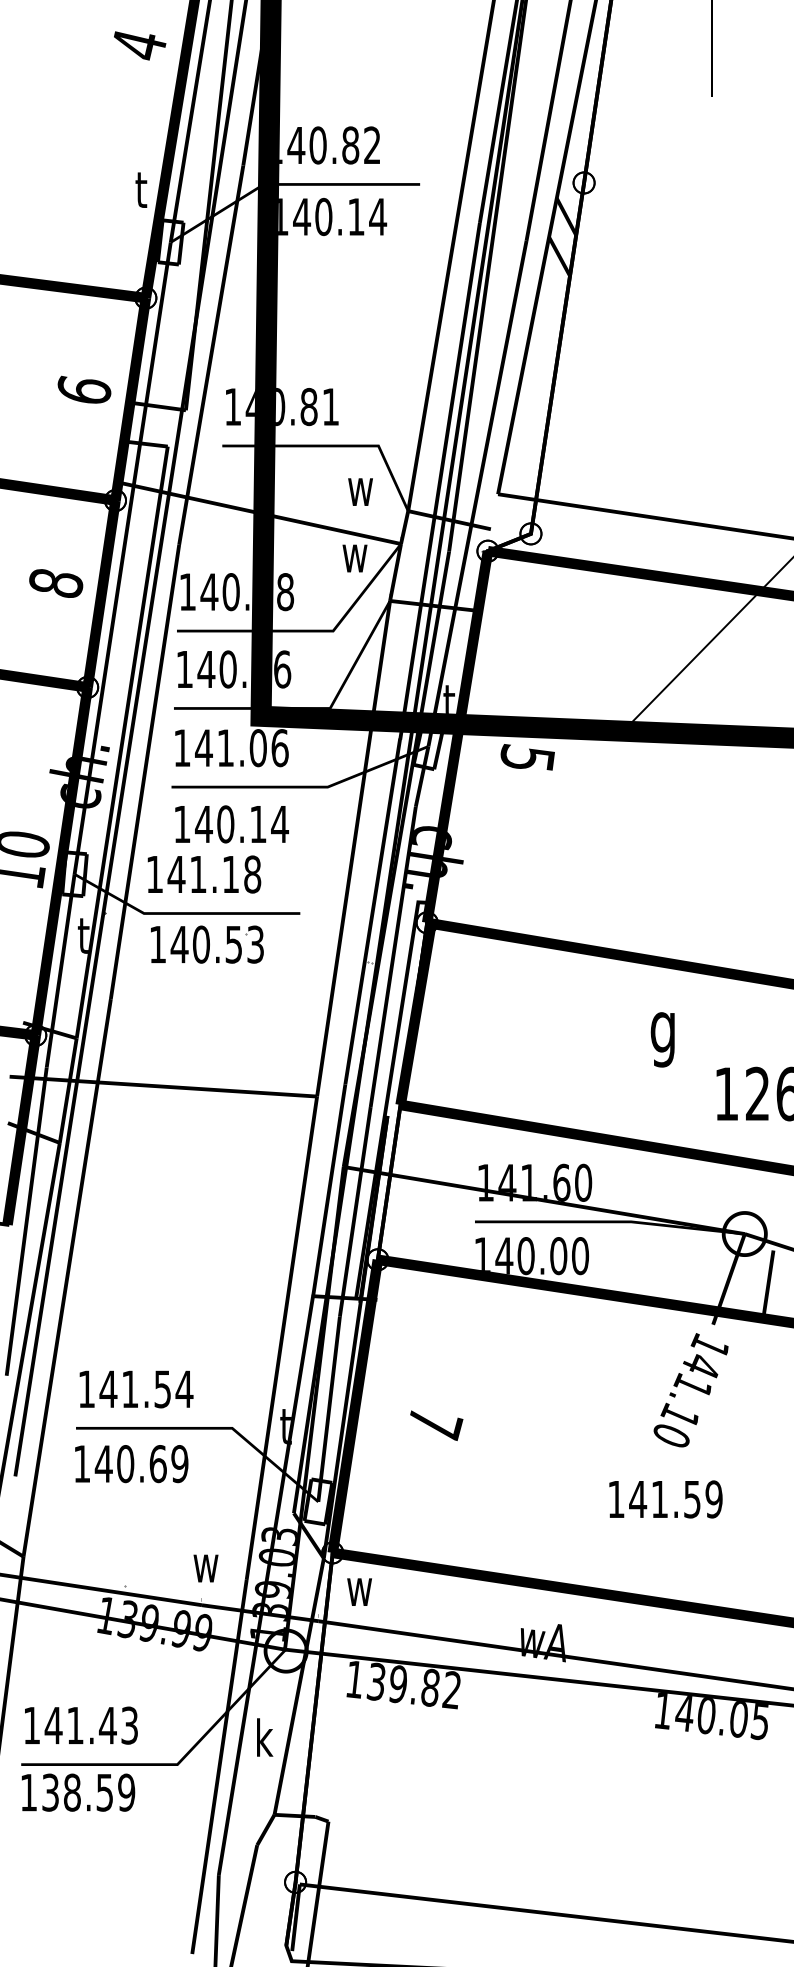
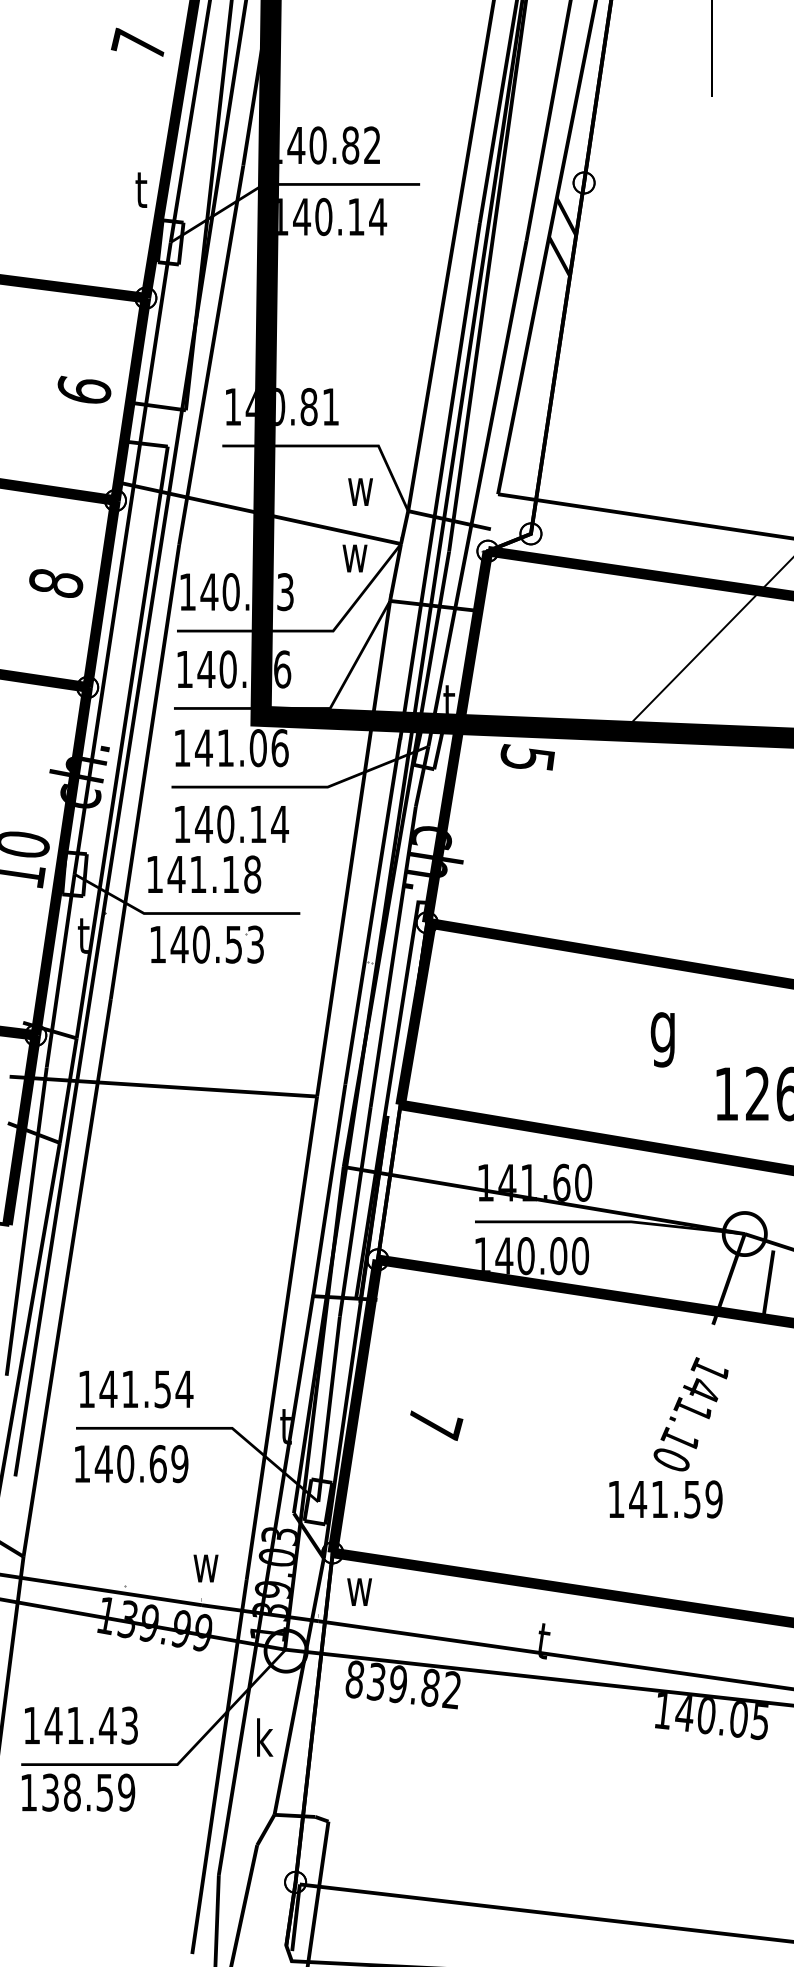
text: 4 -> 7 (138, 43)
text: 140.88 -> 140.83 (285, 592)
text position: (690, 1390) -> (690, 1414) (690, 1414)
text: wA -> t (542, 1642)
text: 139.82 -> 839.82 (354, 1679)
